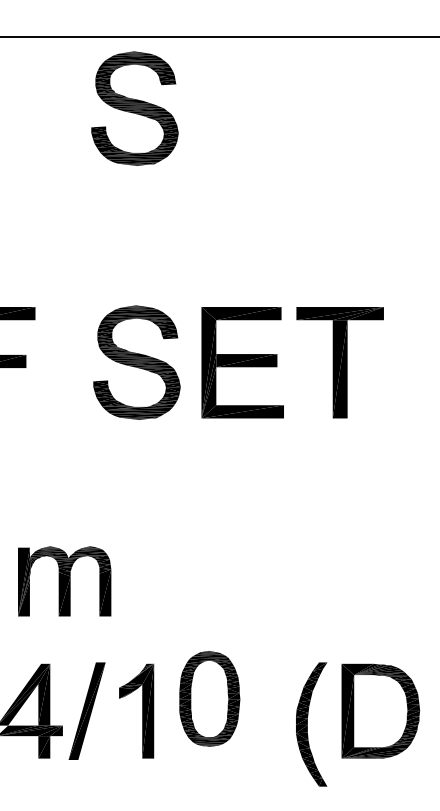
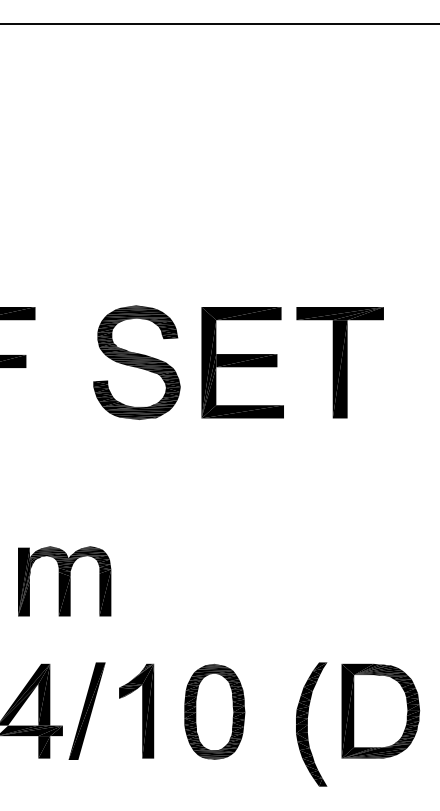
line position: (219, 37) -> (219, 24) (219, 24)
part: present -> none (134, 108)
part position: (209, 698) -> (214, 711) (214, 711)
